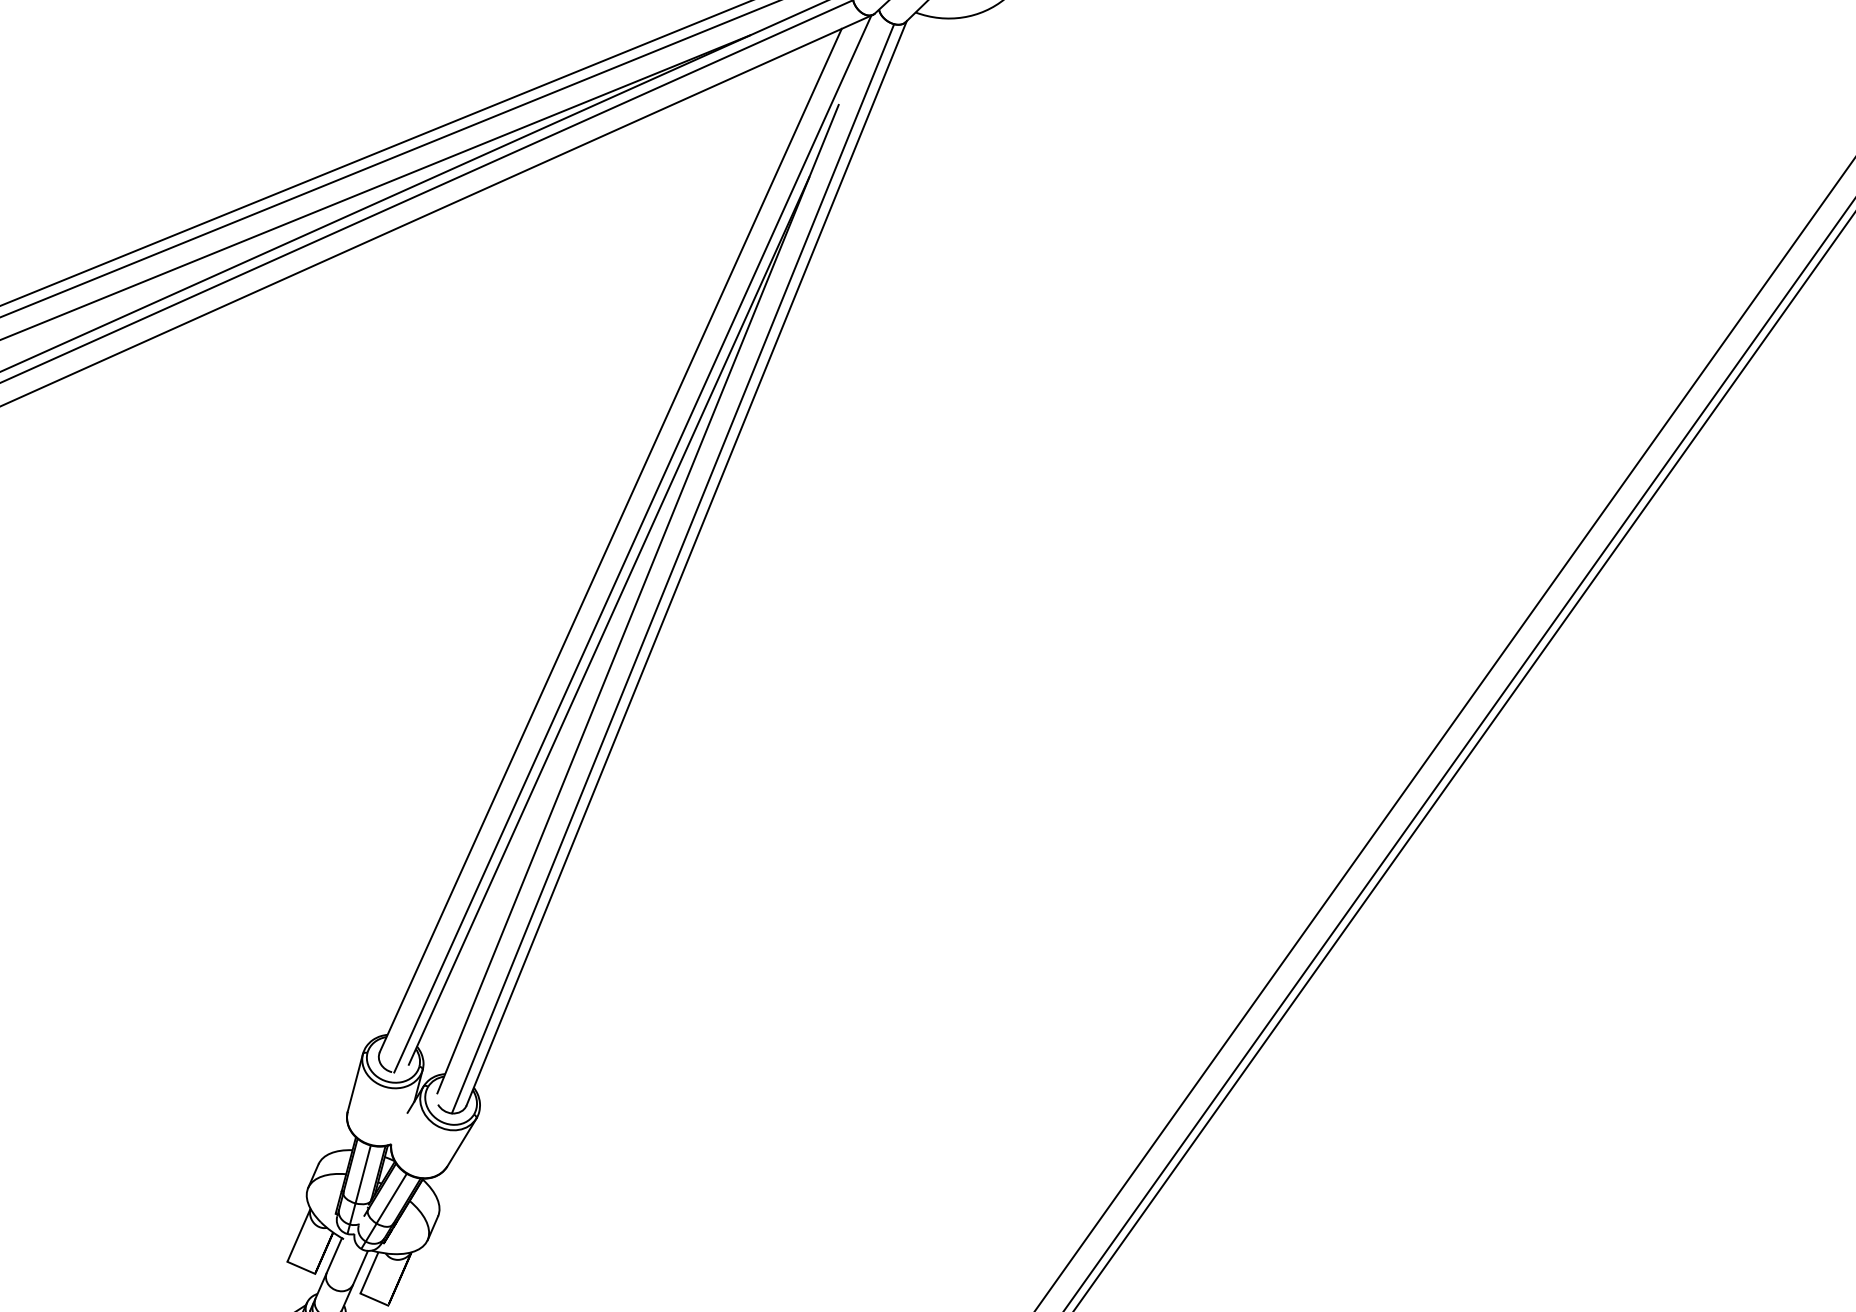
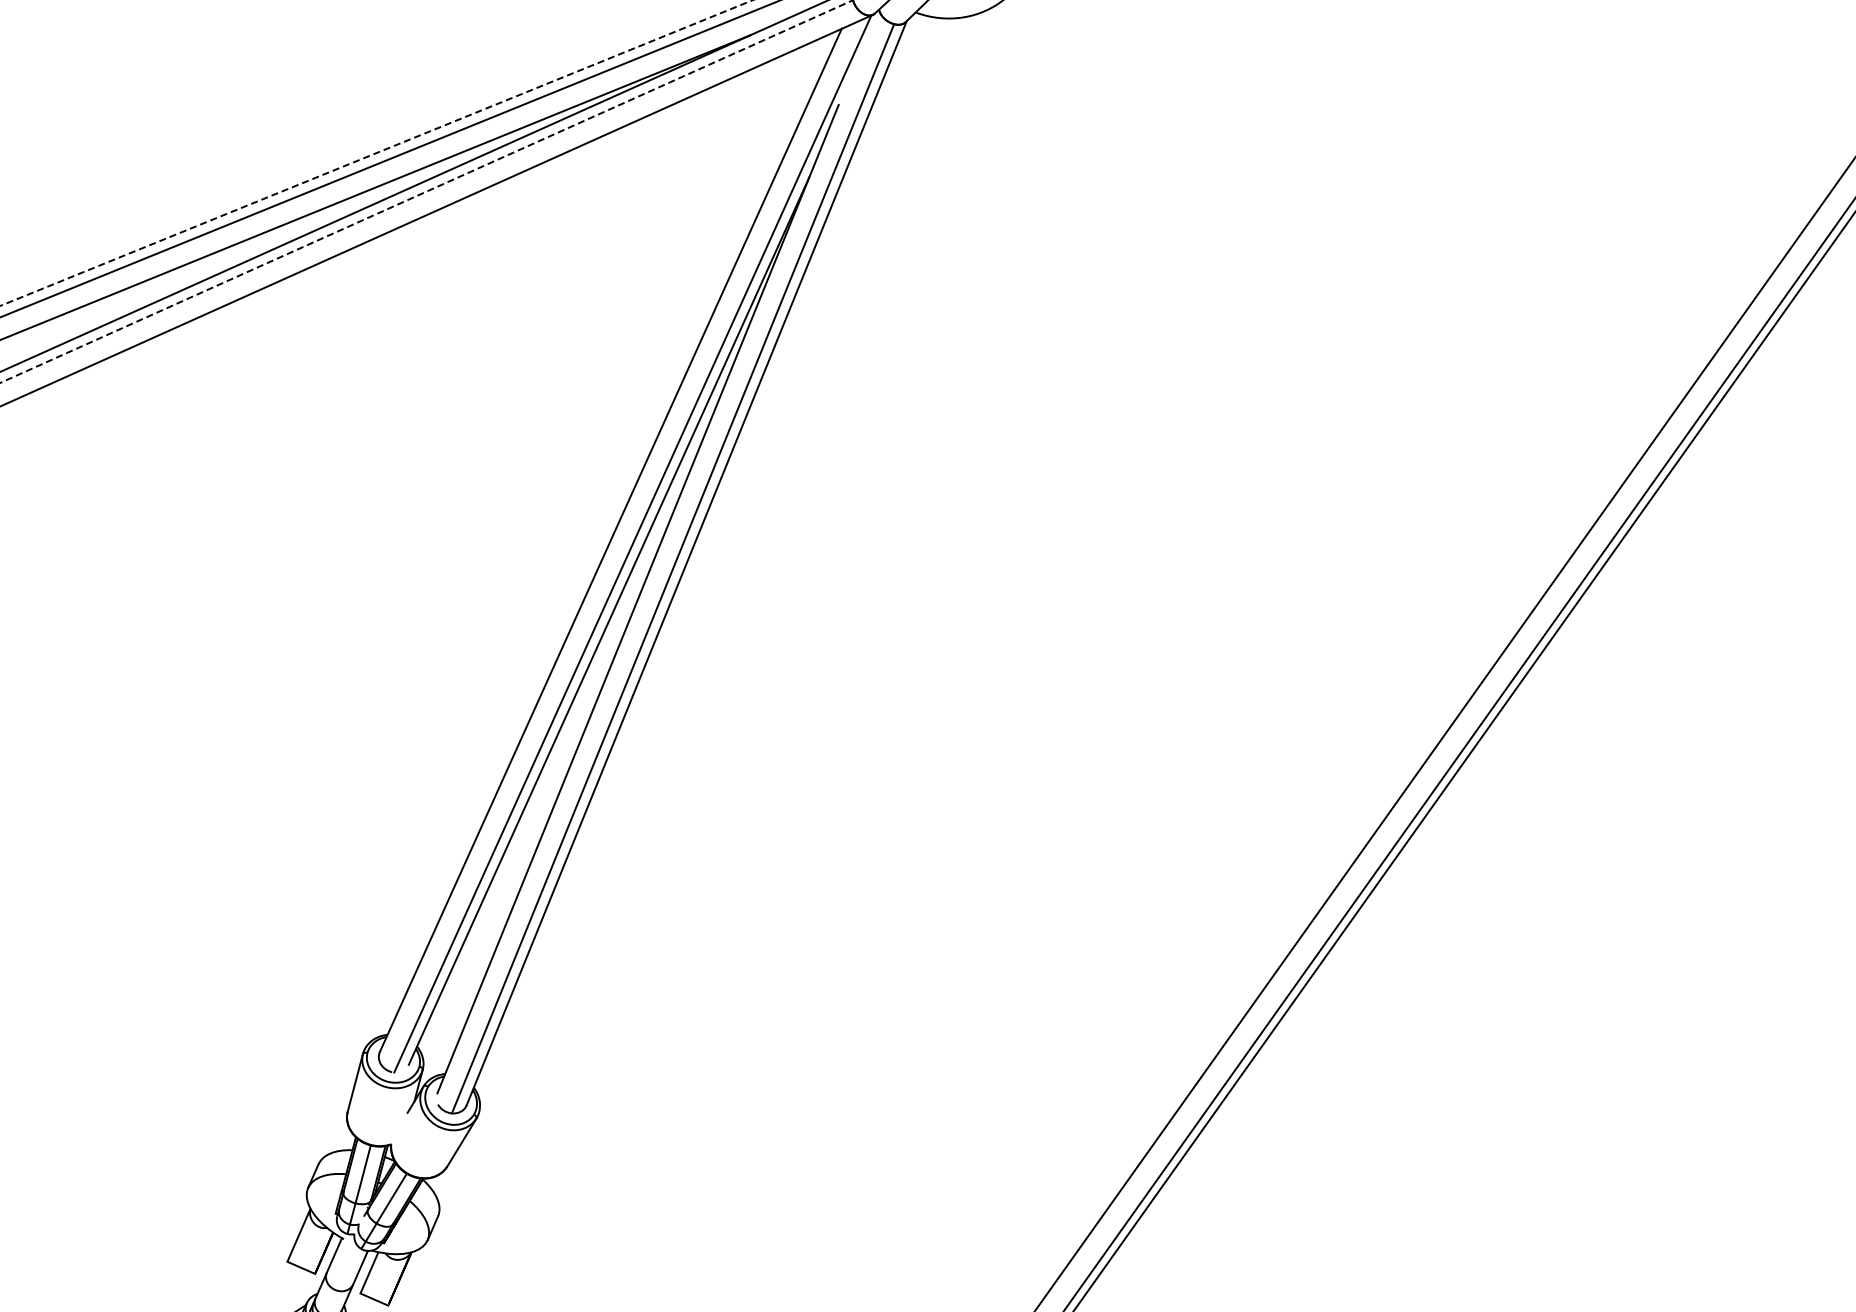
line: solid -> dashed (377, 152)
line: solid -> dashed (427, 191)
